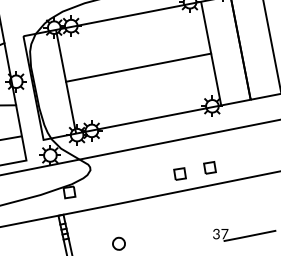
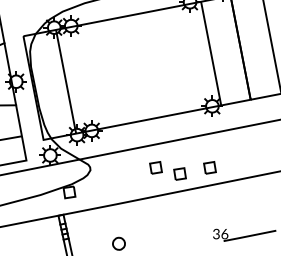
line: present -> none (138, 67)
part: none -> present (155, 167)
text: 37 -> 36 (224, 234)
